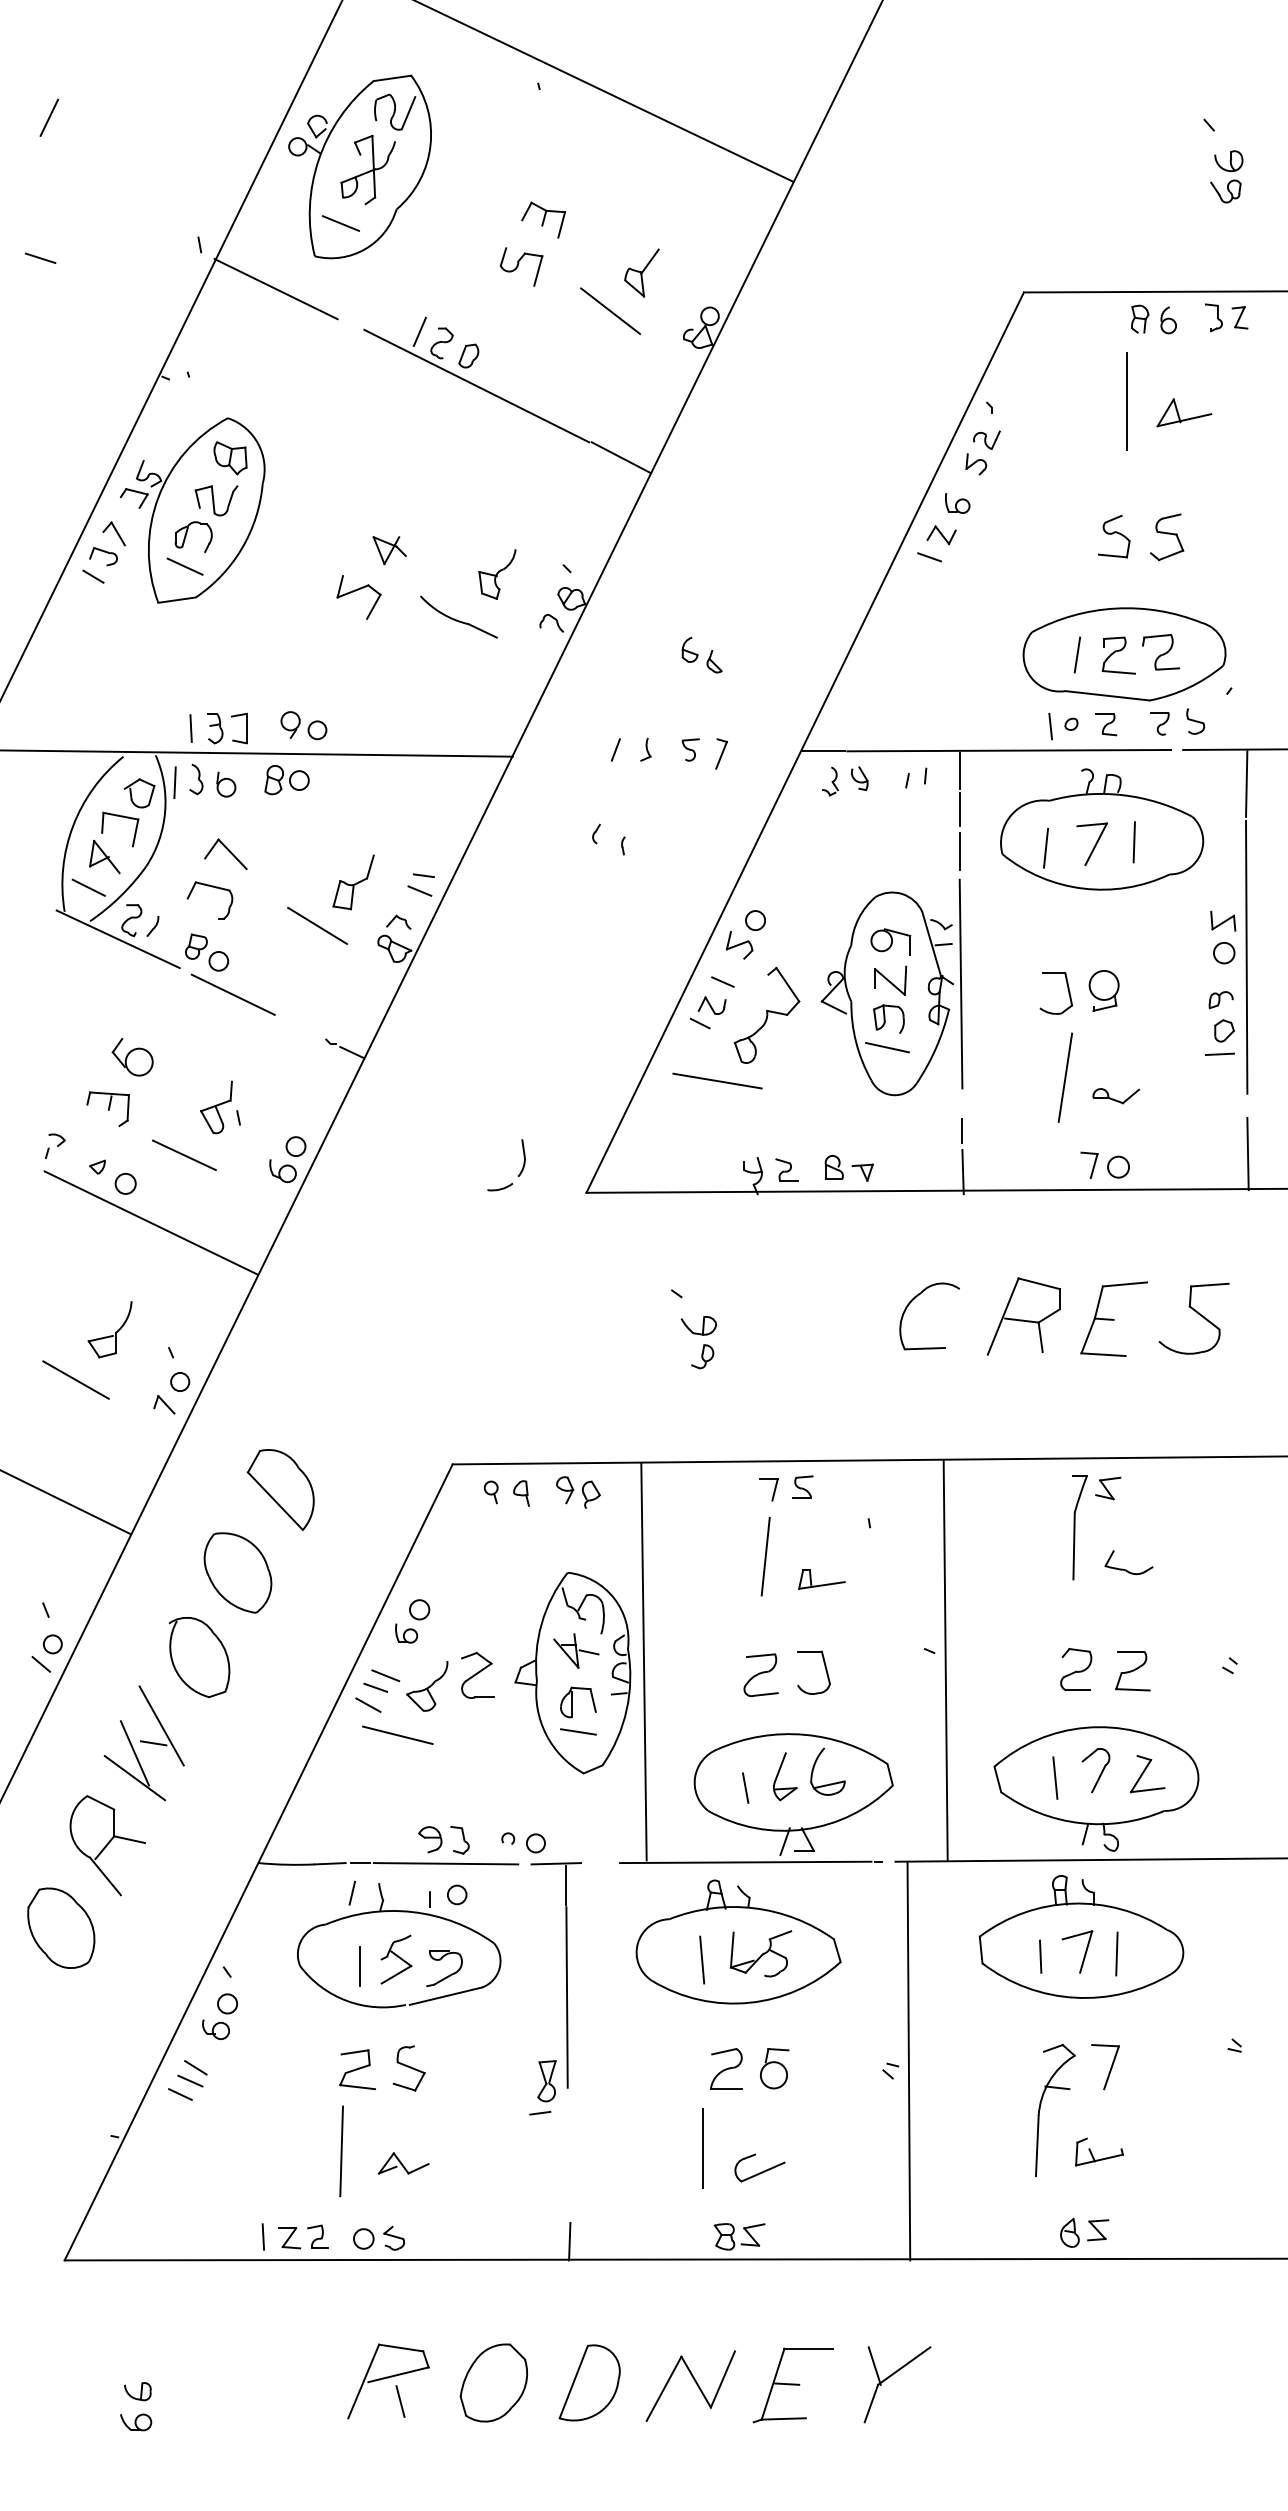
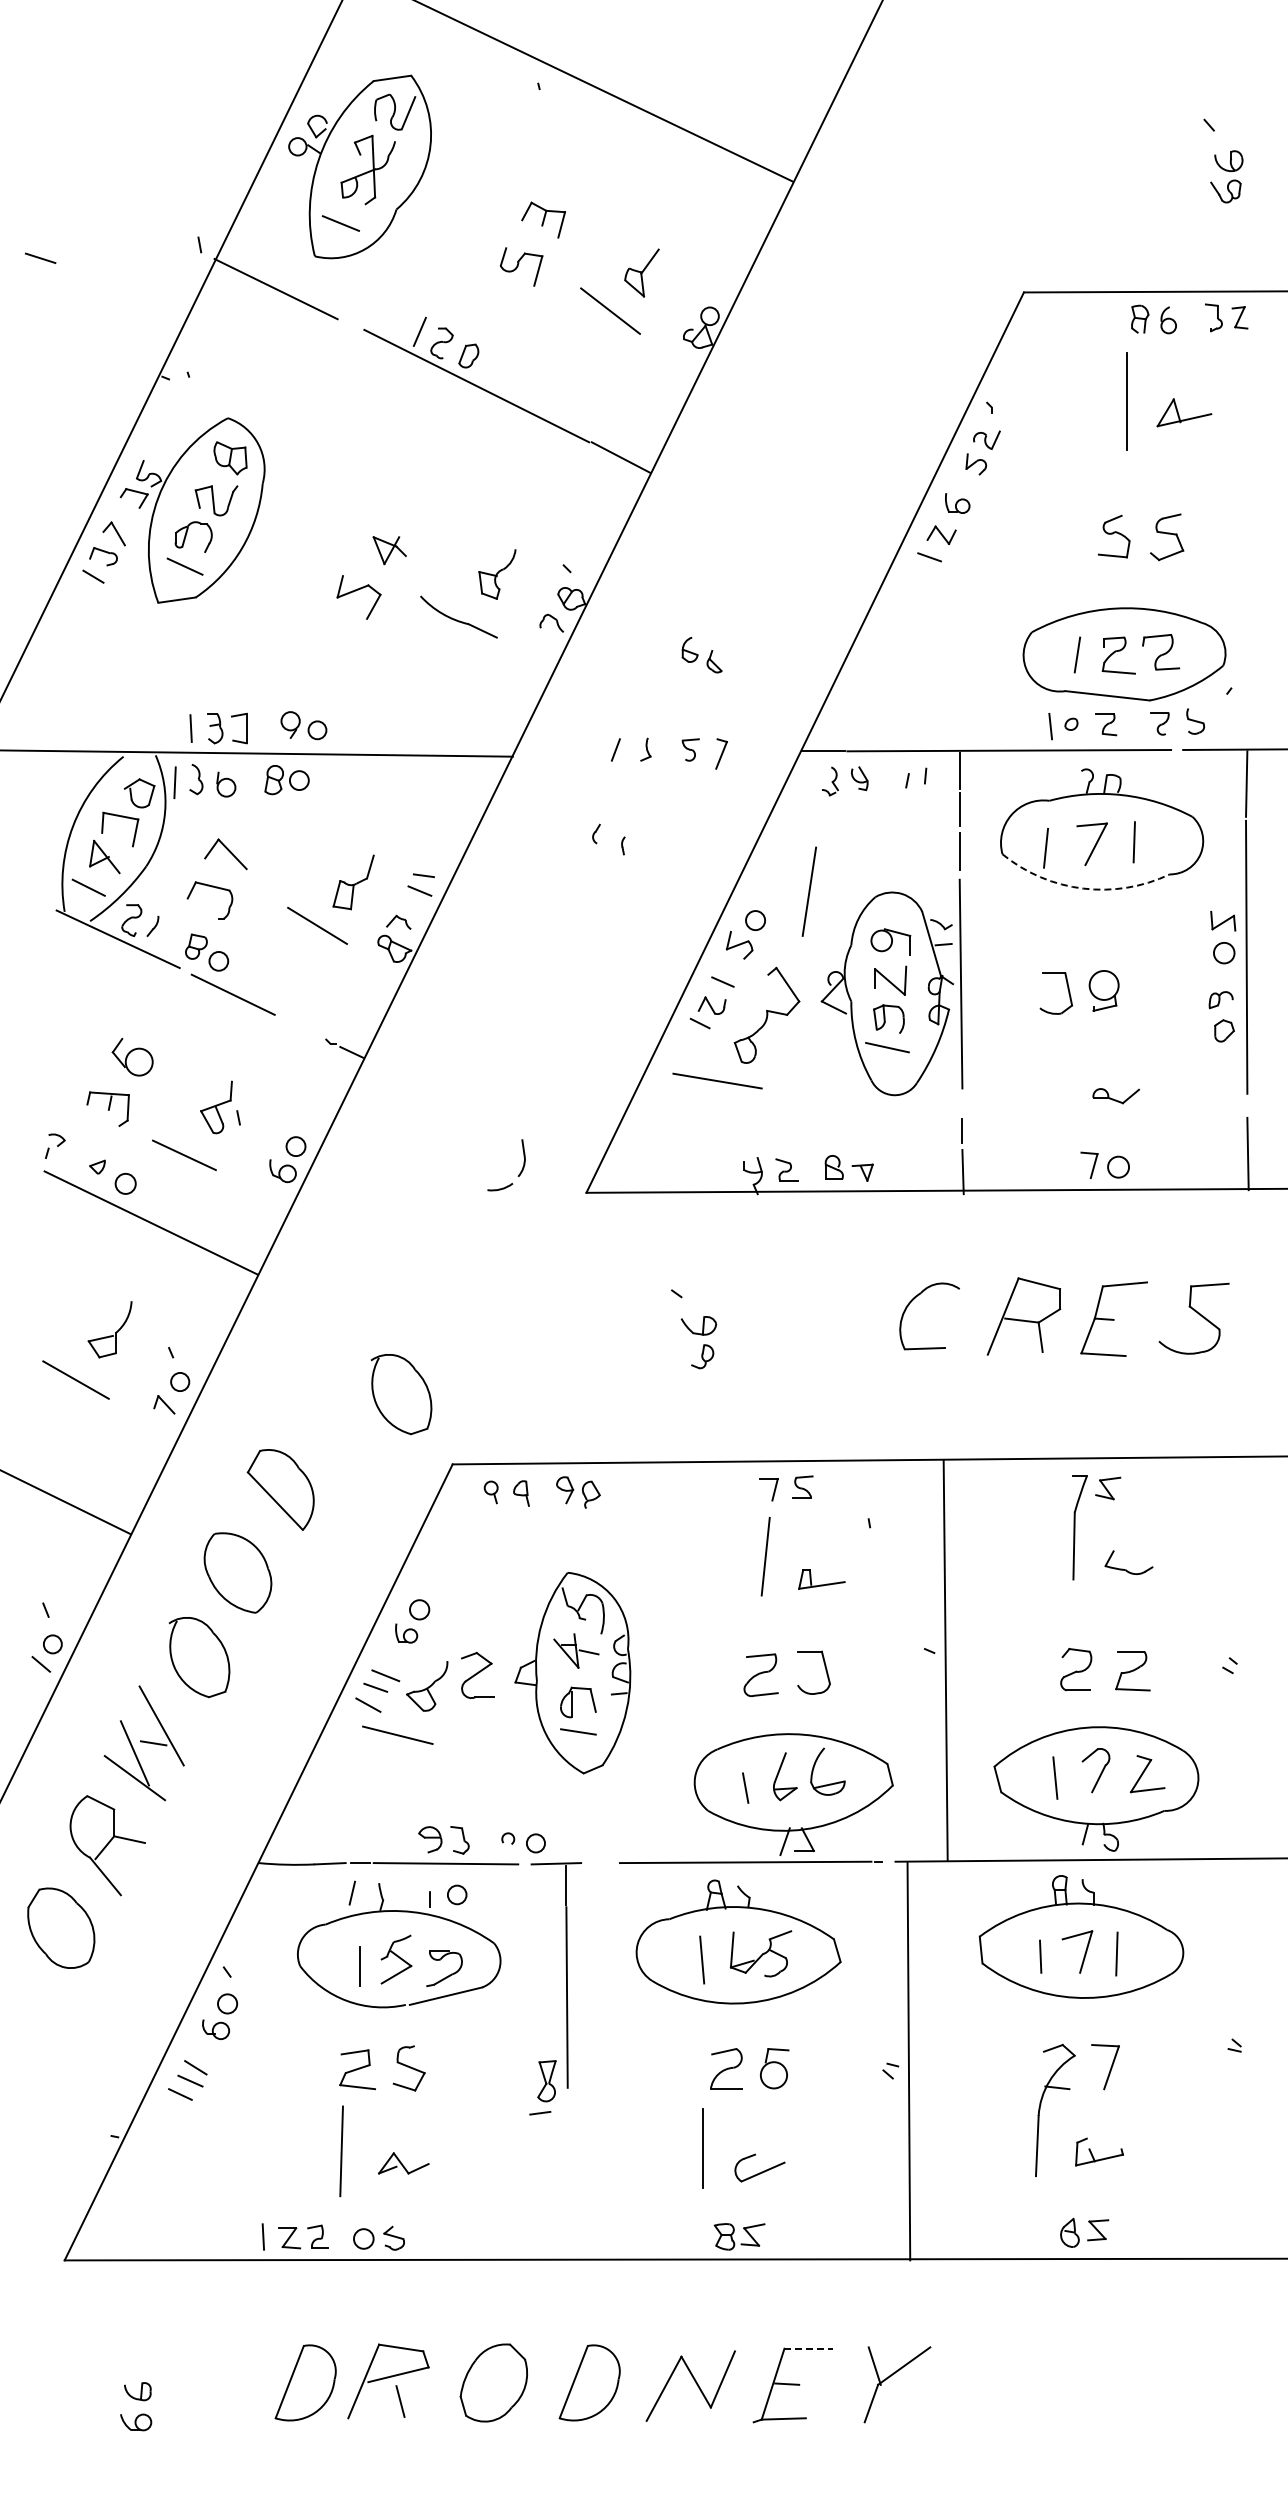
line: present -> none (49, 117)
arc: solid -> dashed (1083, 888)
line: present -> none (1219, 1054)
line position: (1064, 1077) -> (808, 891) (808, 891)
part: none -> present (401, 1394)
line: present -> none (643, 1661)
line: present -> none (569, 2241)
line: solid -> dashed (809, 2348)
part: none -> present (305, 2382)
